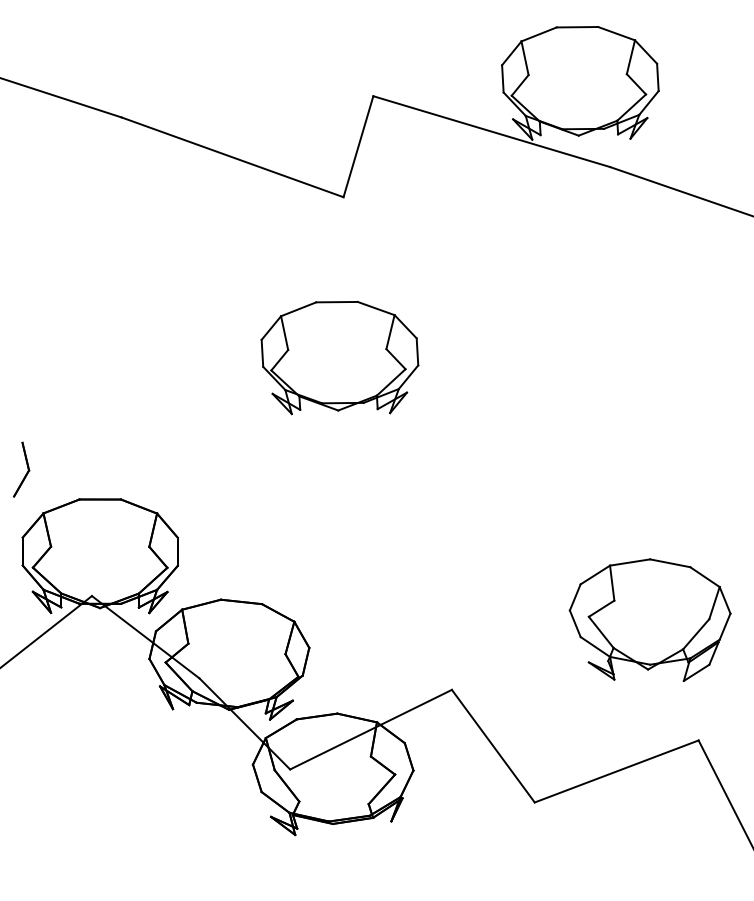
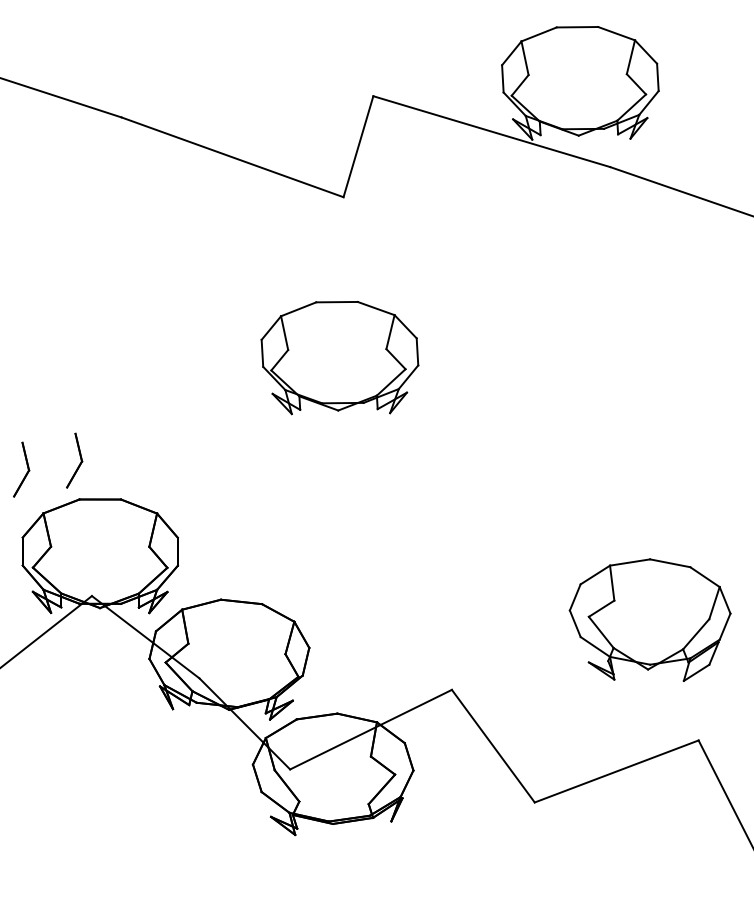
part: none -> present (74, 460)
